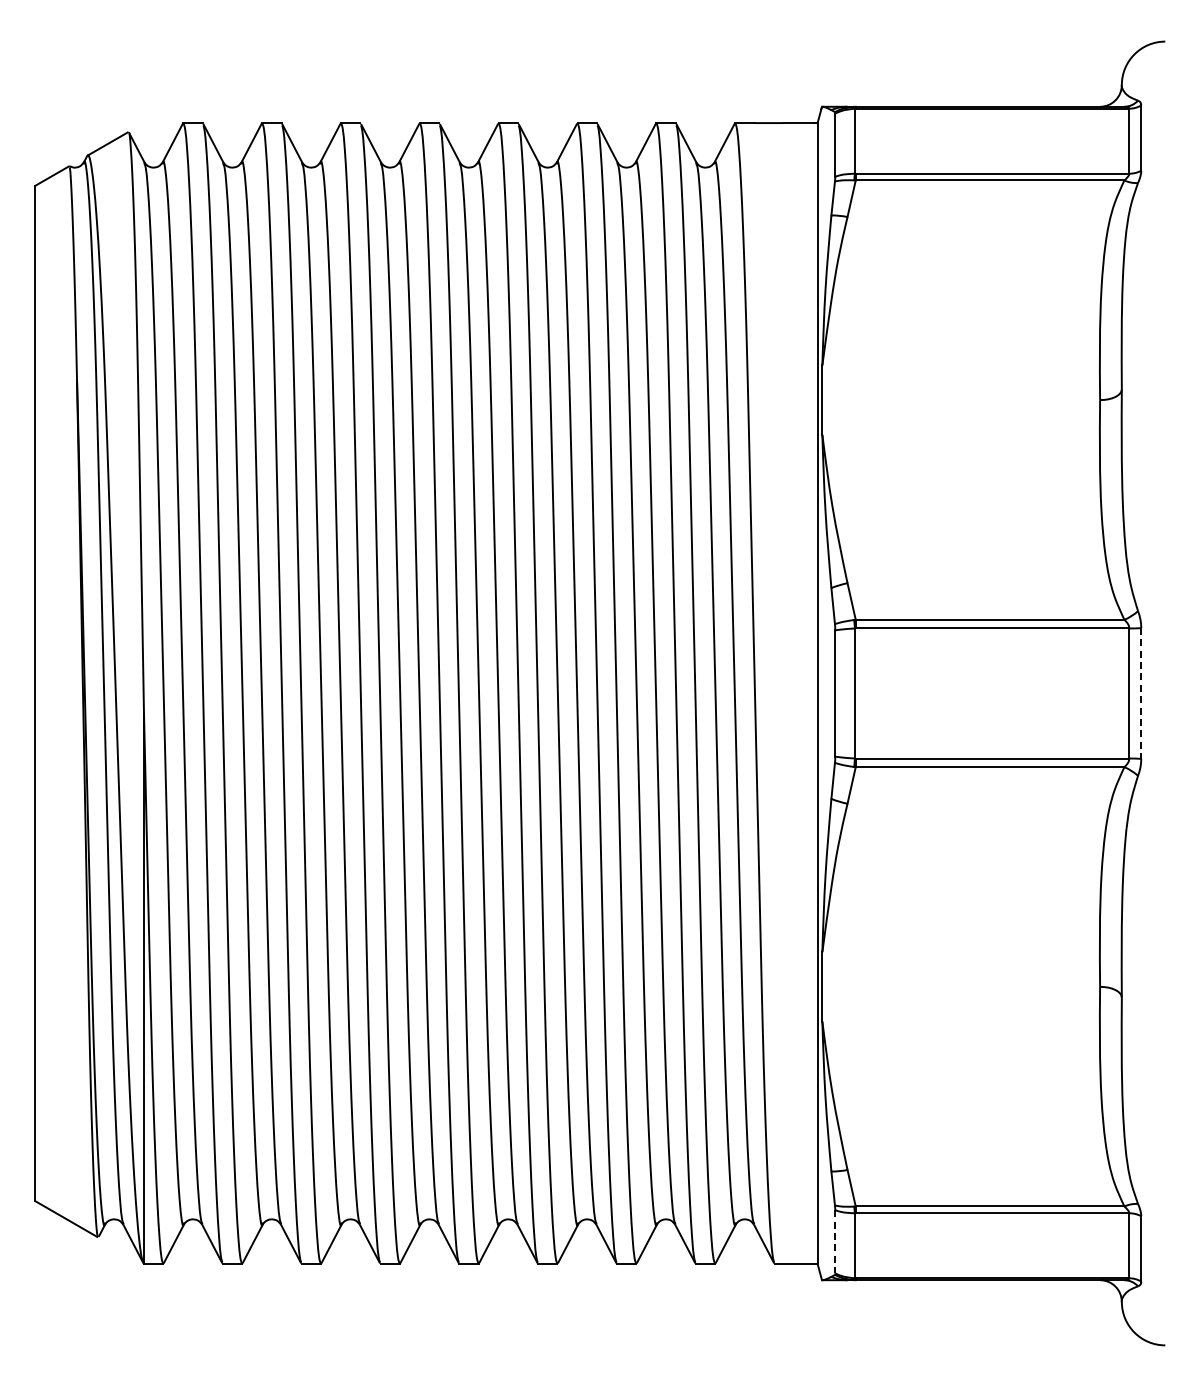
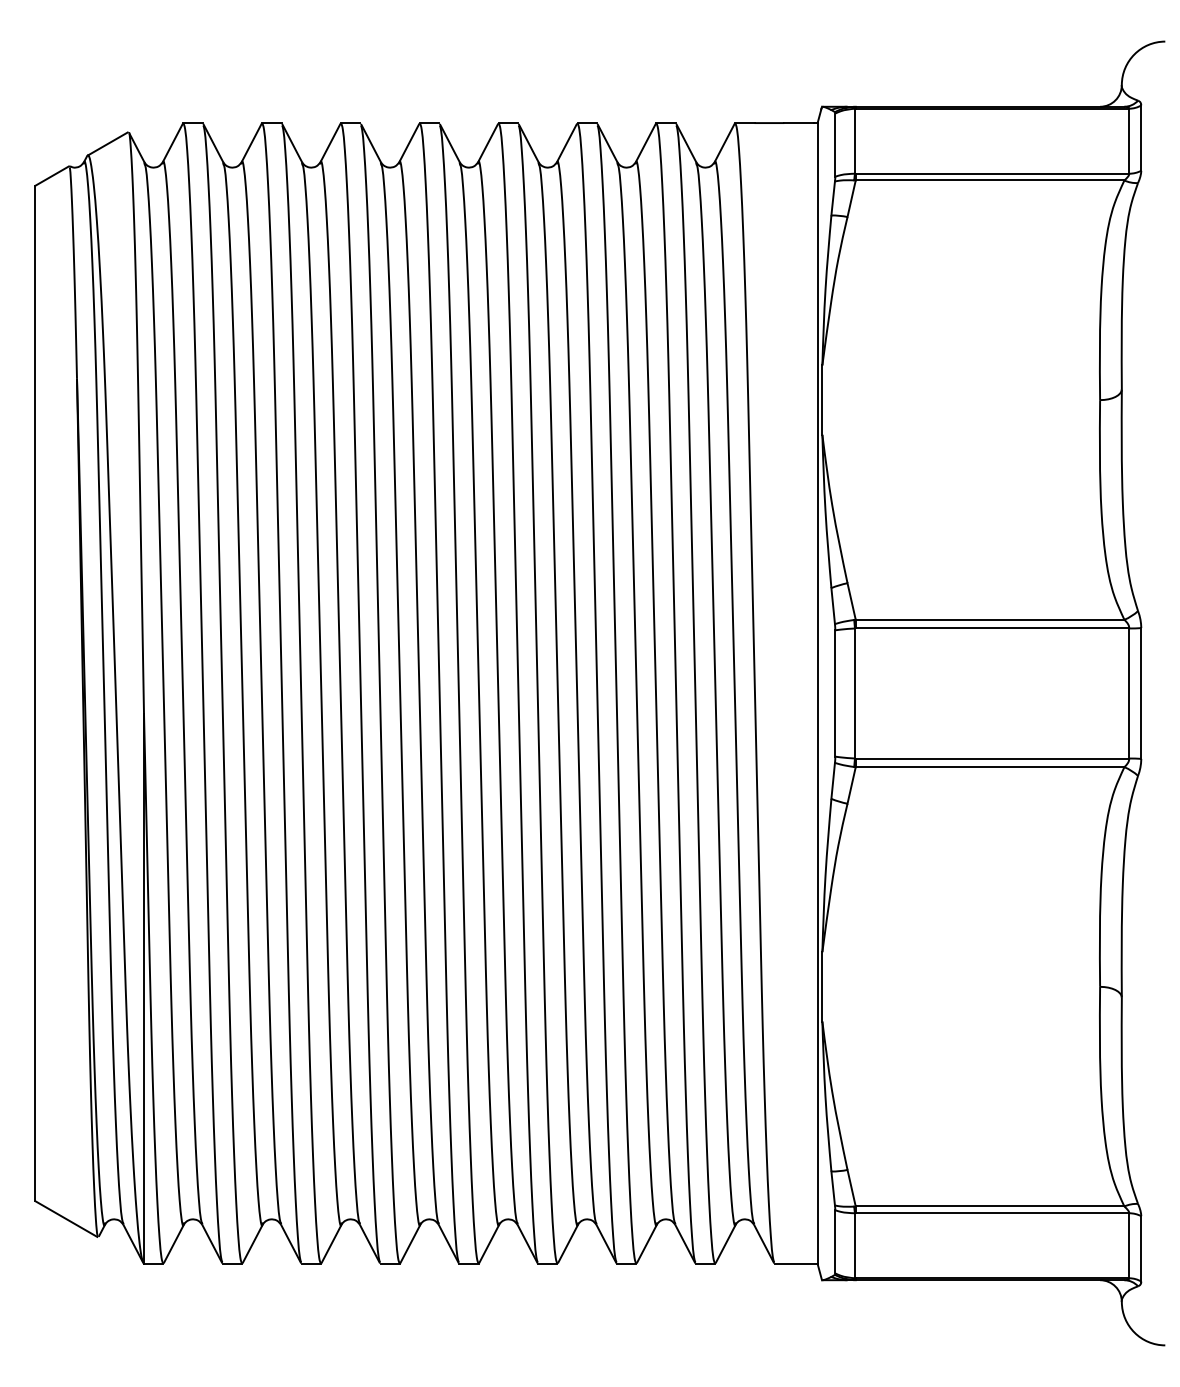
line: dashed -> solid (1141, 693)
line: dashed -> solid (835, 1241)
